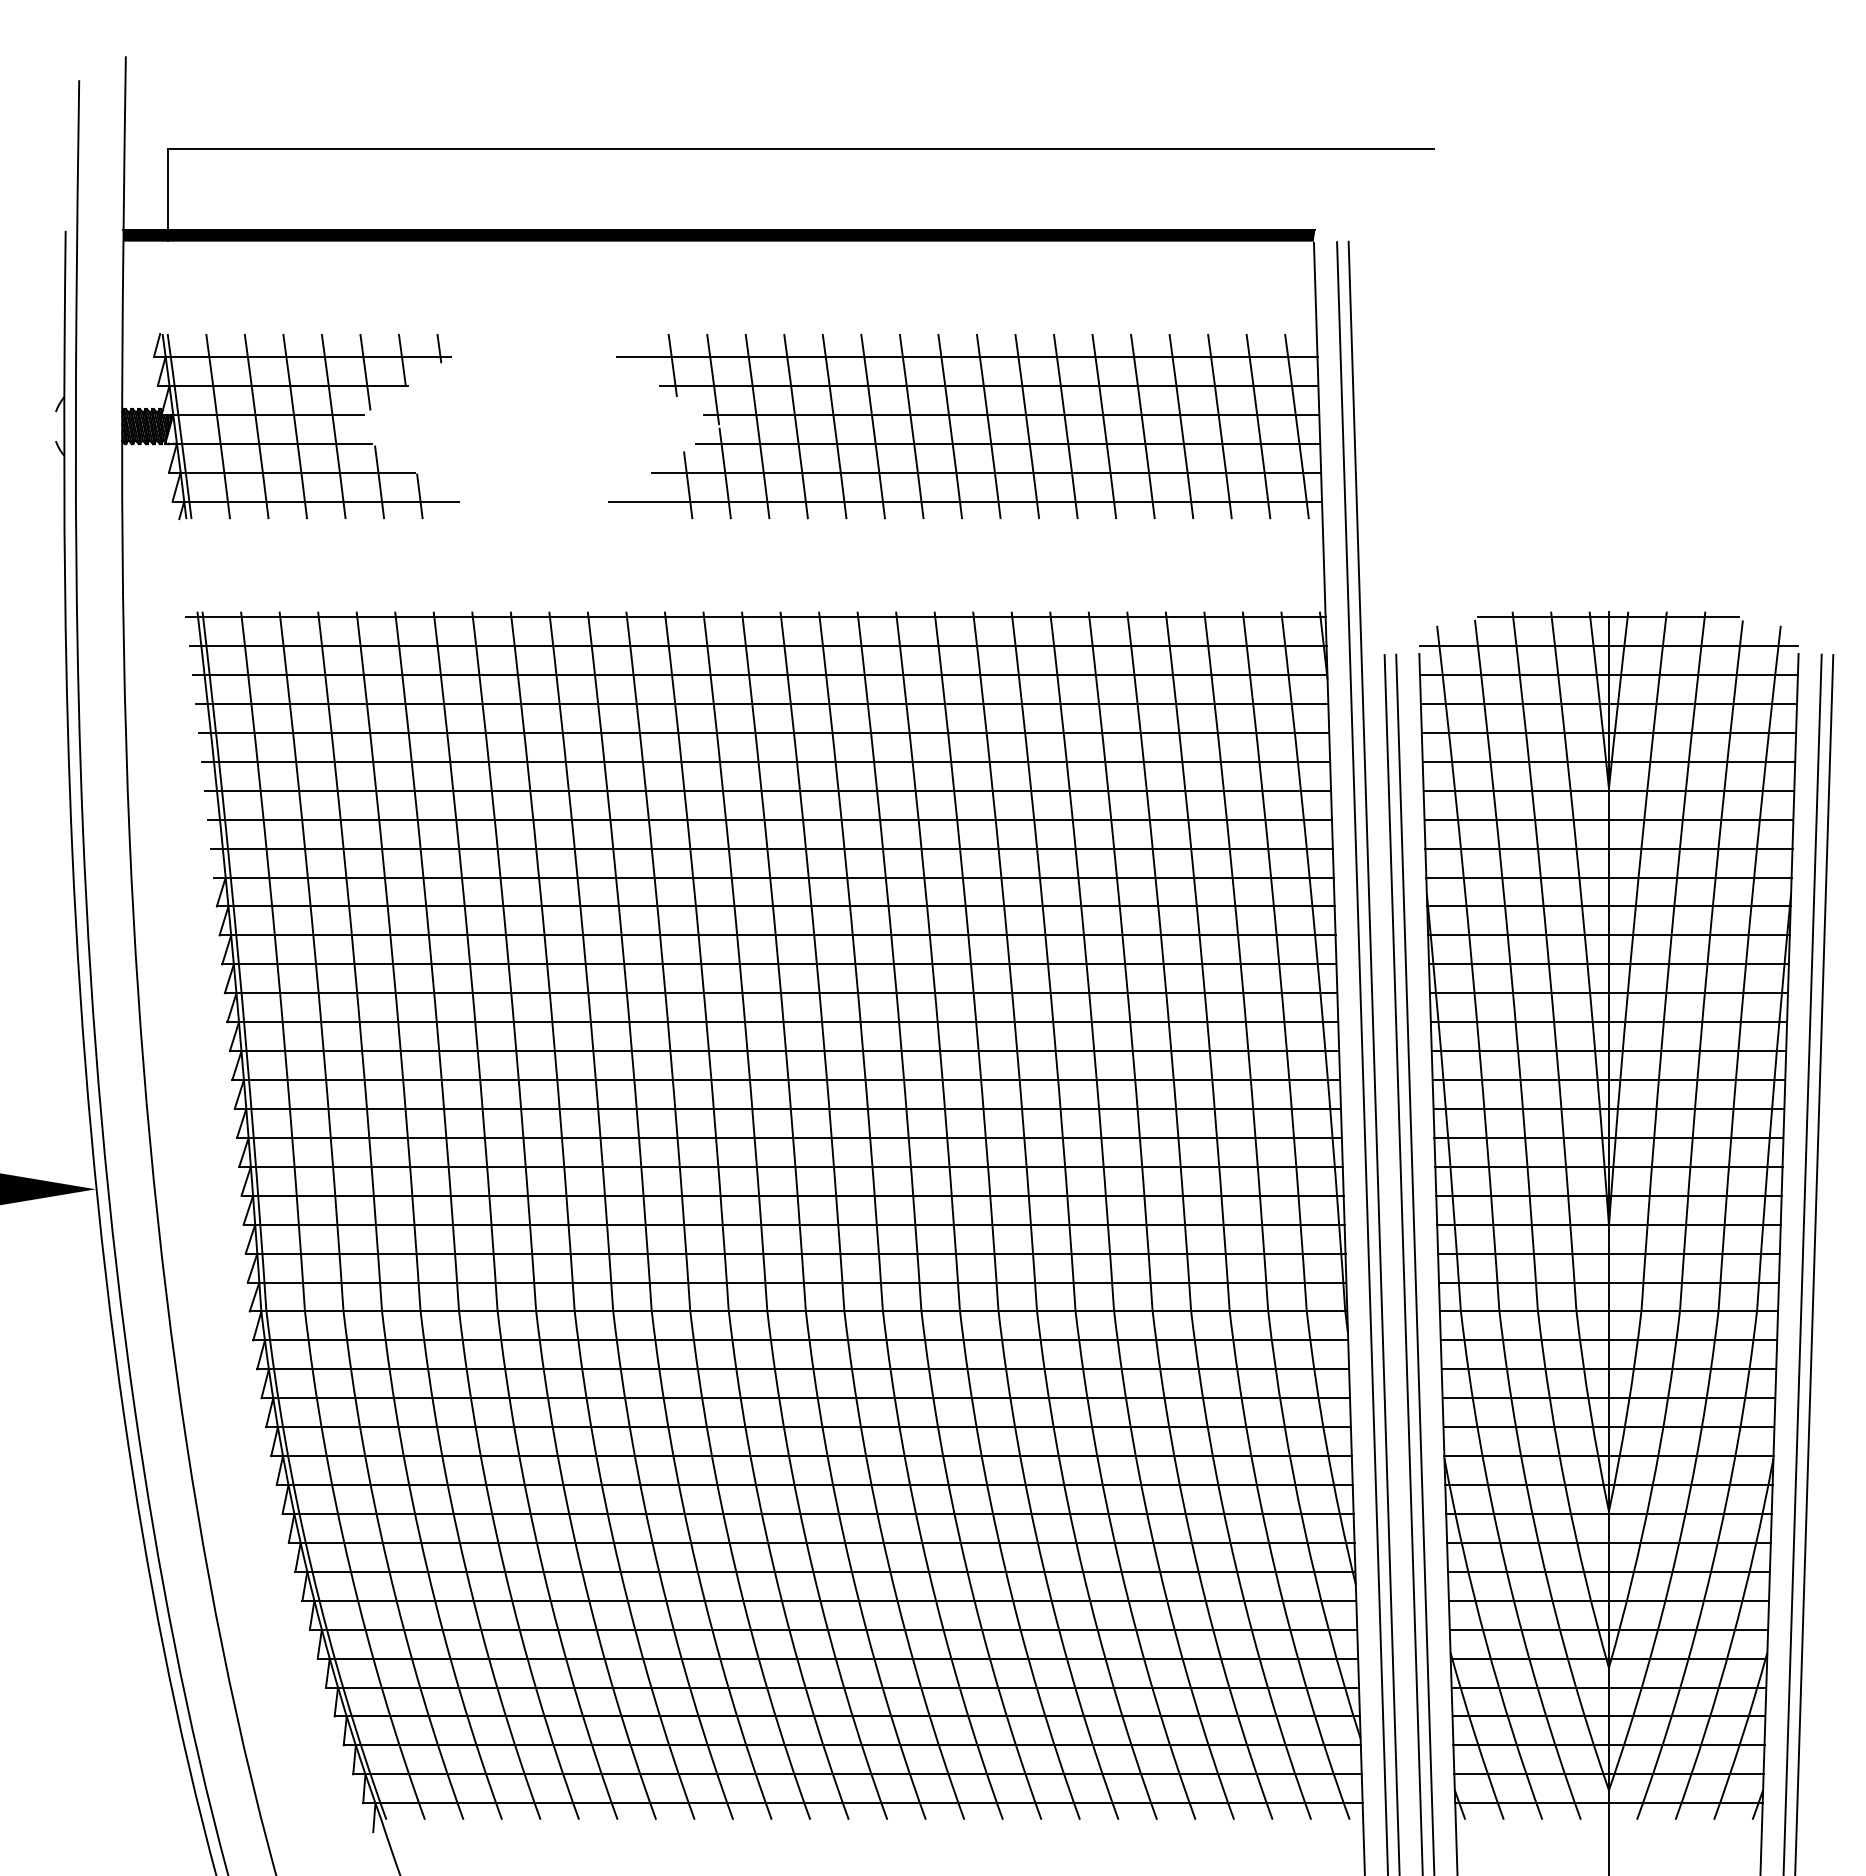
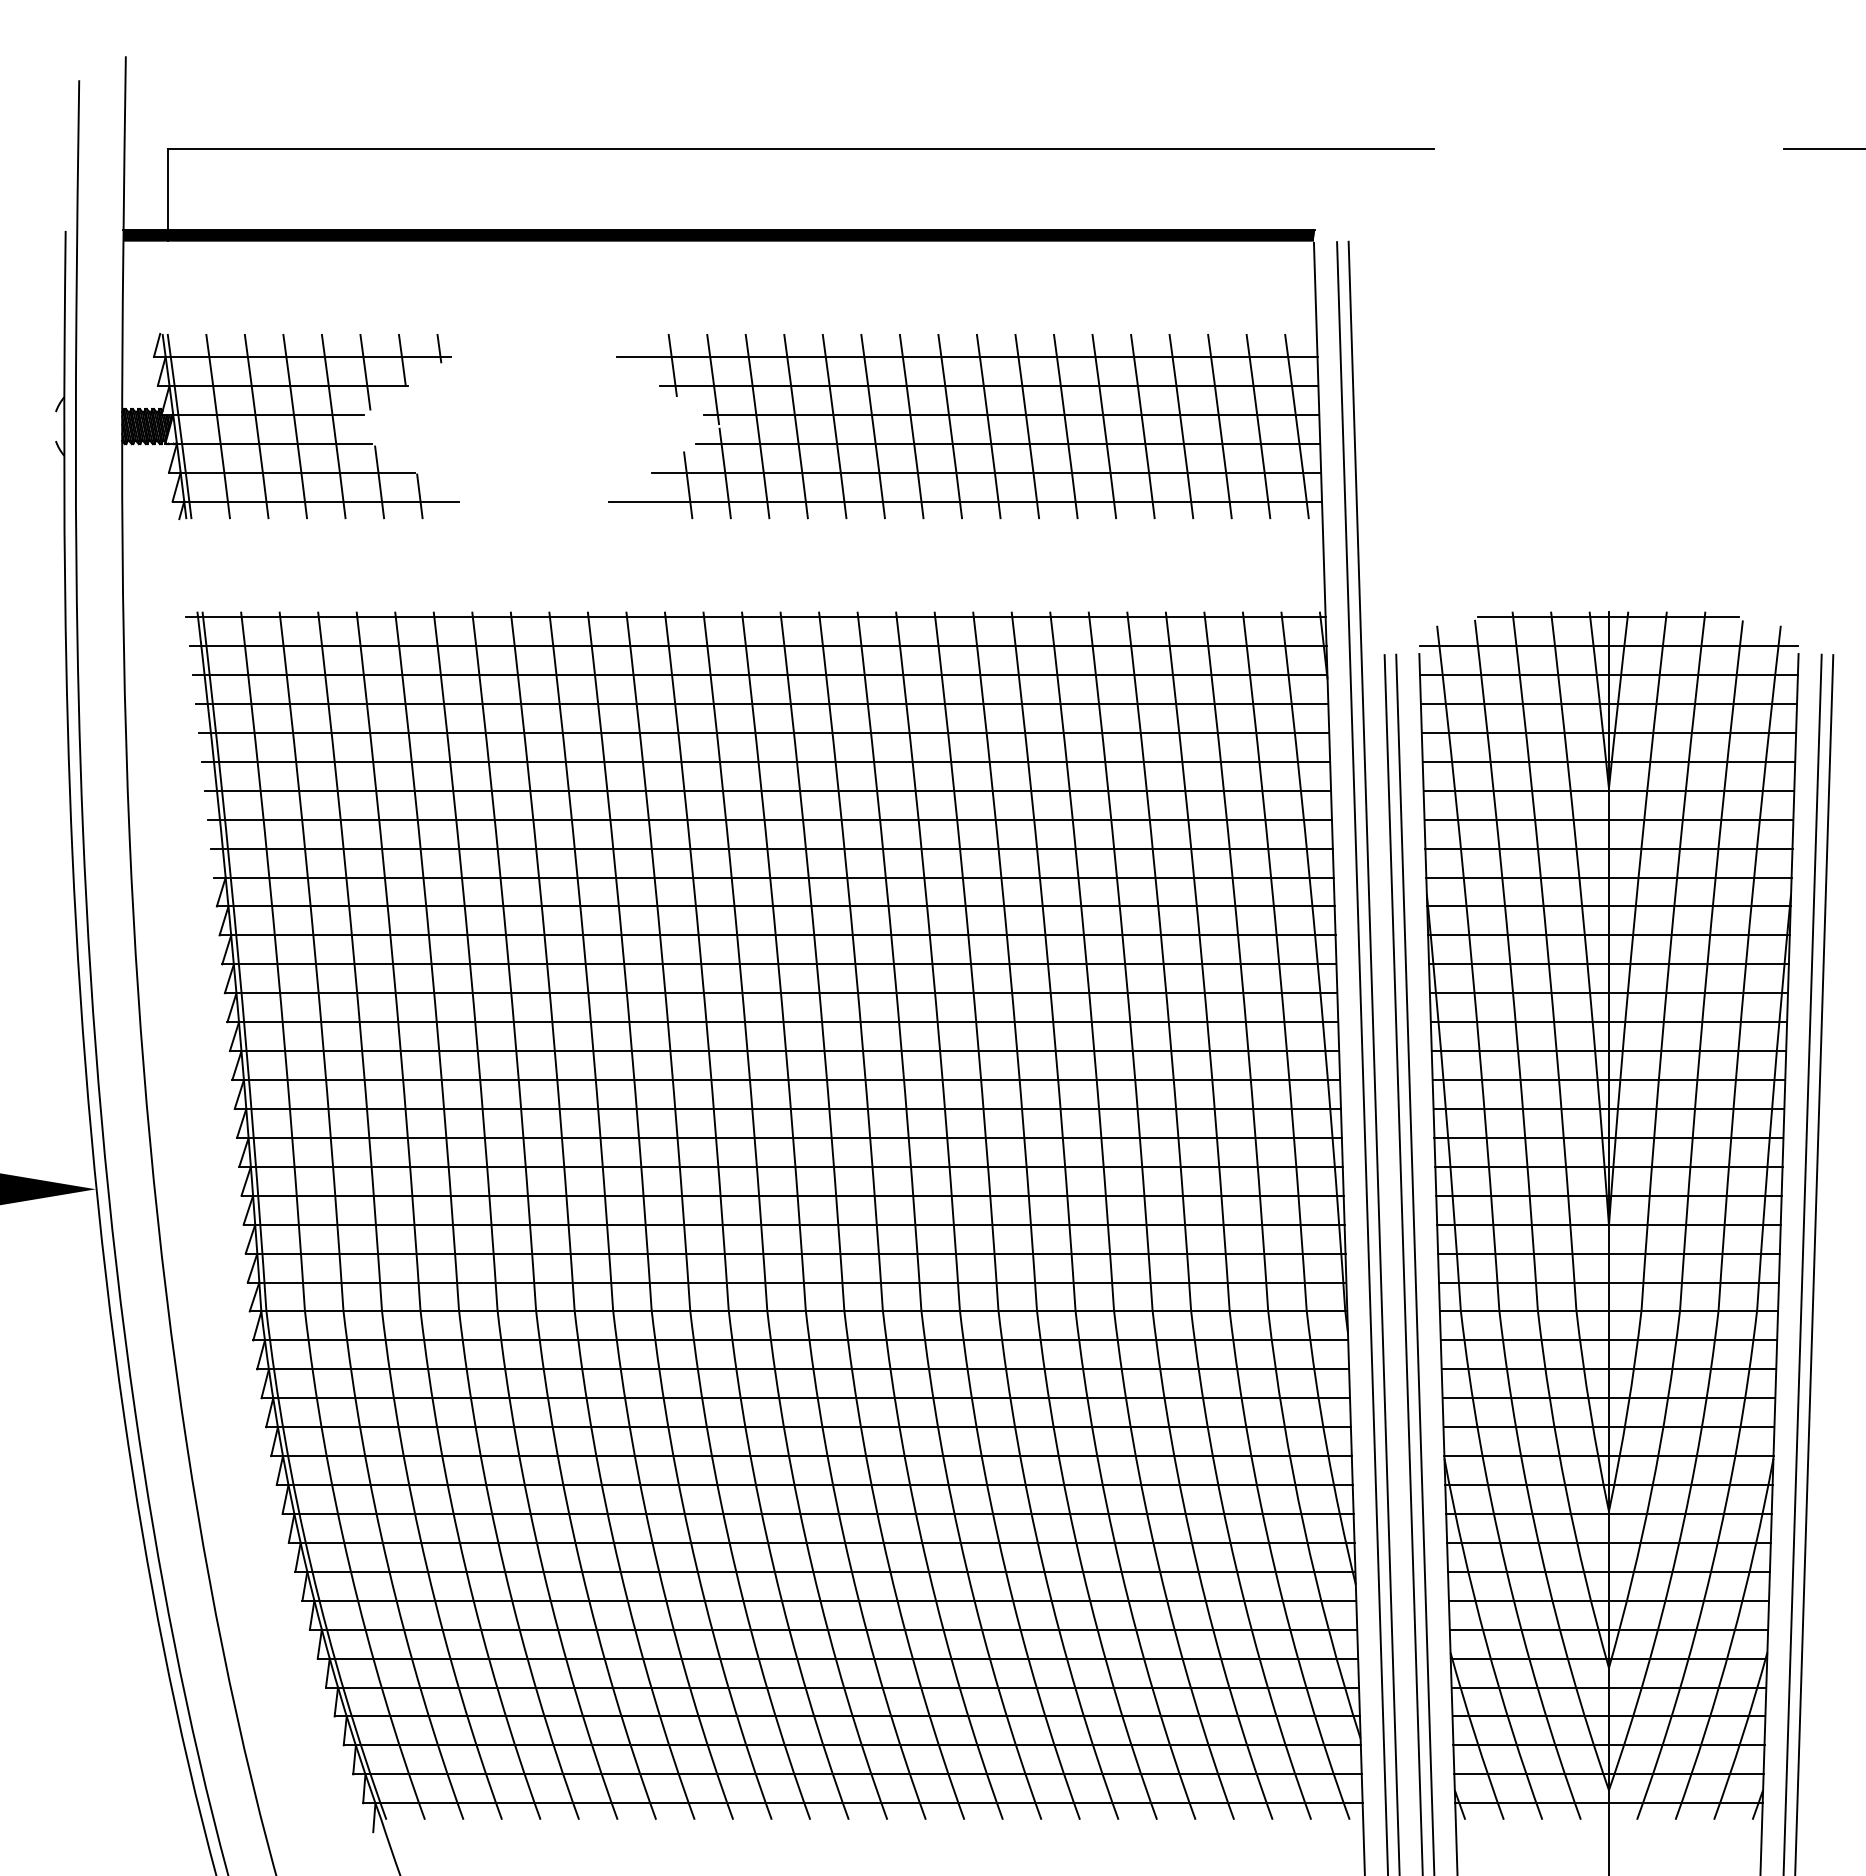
line: none -> present (1822, 148)
